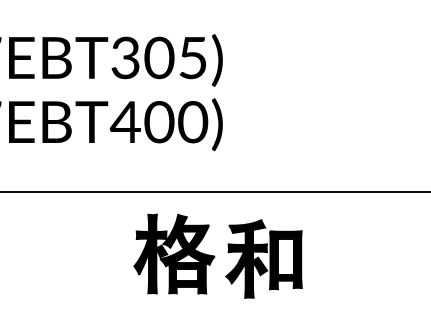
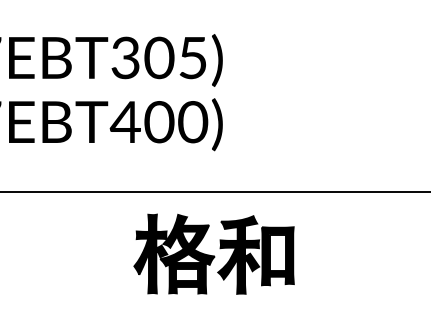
part position: (263, 258) -> (255, 254) (255, 254)
